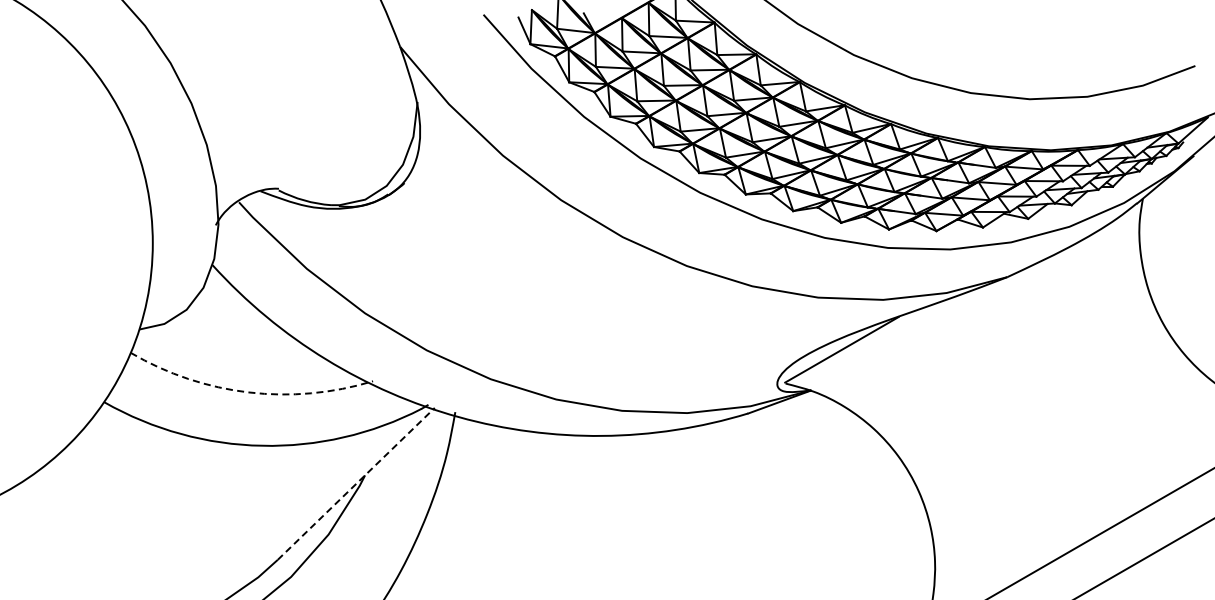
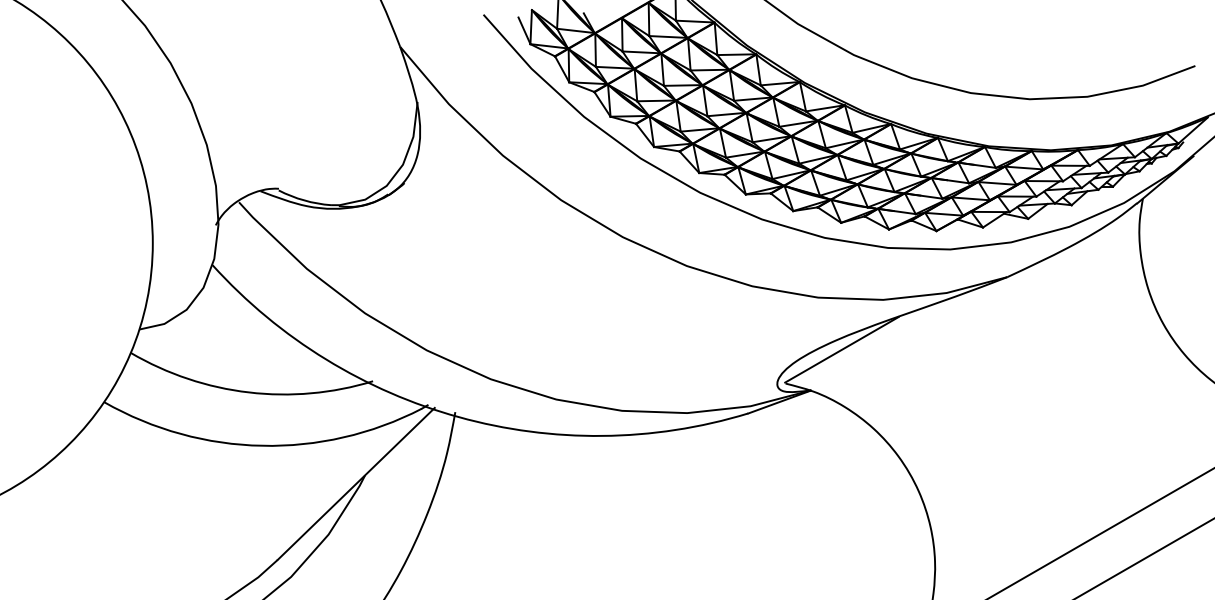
arc: dashed -> solid (248, 392)
line: dashed -> solid (356, 483)
